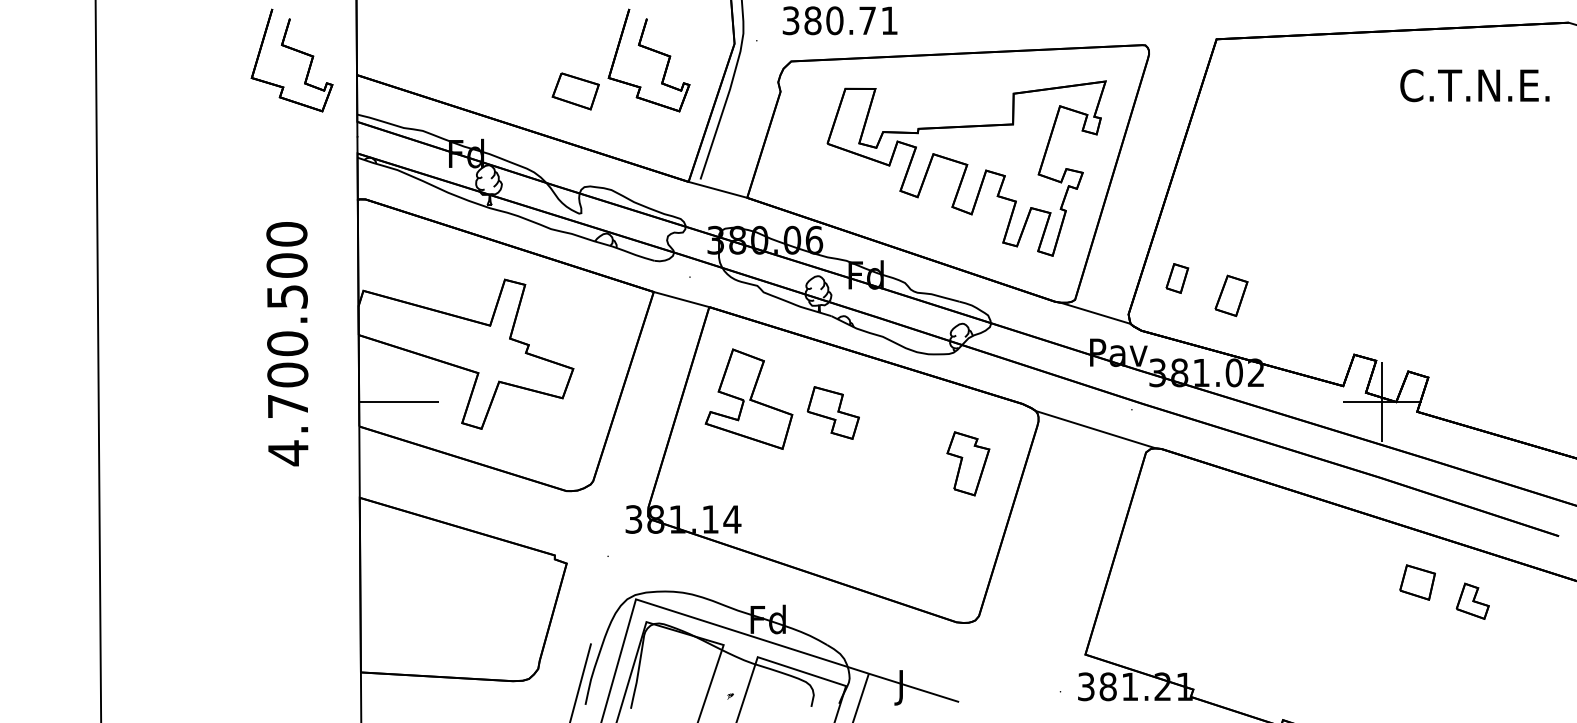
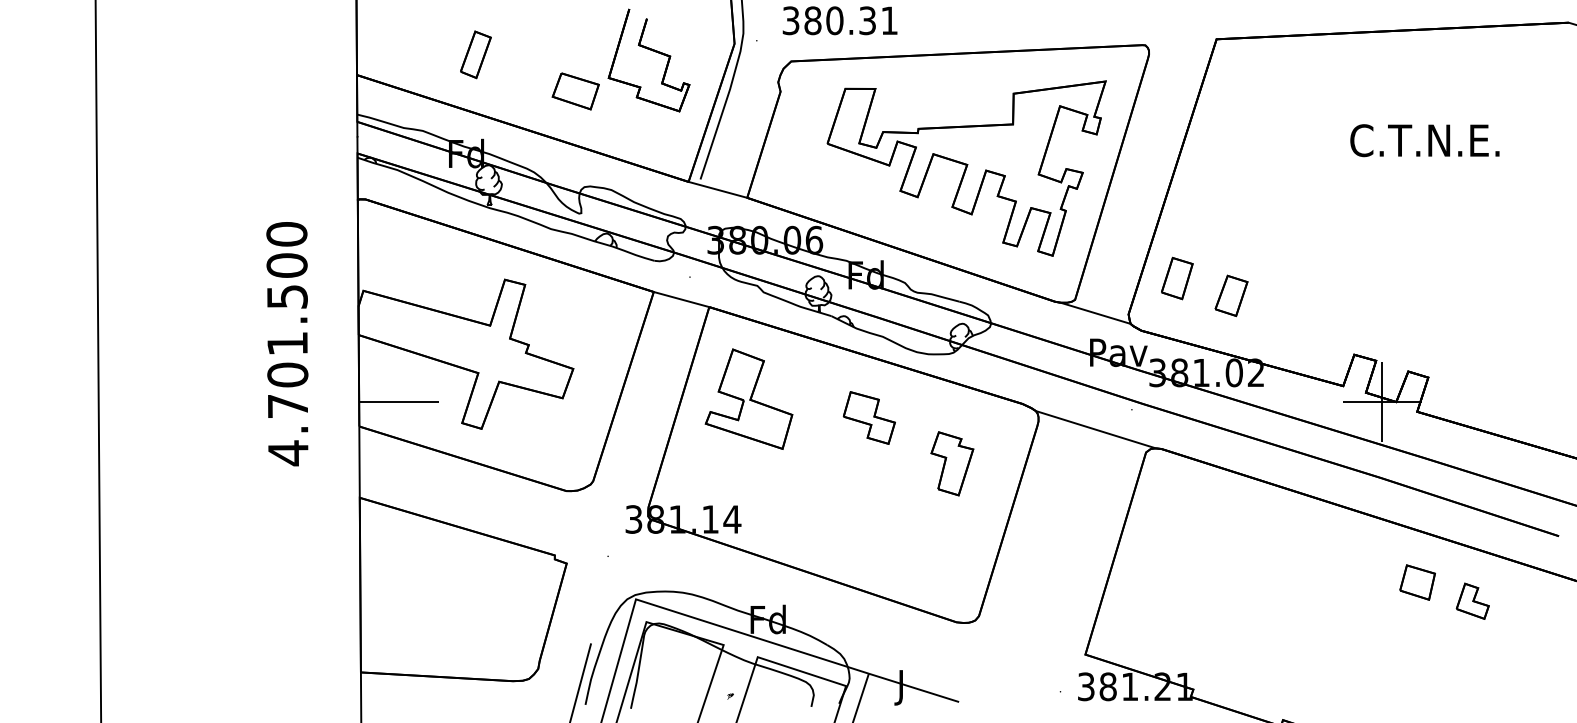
text: 380.71 -> 380.31 (867, 20)
part: present -> none (295, 51)
part: none -> present (475, 54)
text position: (1474, 85) -> (1424, 140) (1424, 140)
part size: 25x31 px -> 33x45 px (1177, 278)
text: 4.700.500 -> 4.701.500 (287, 343)
part position: (832, 412) -> (868, 417) (868, 417)
part position: (968, 463) -> (952, 463) (952, 463)
